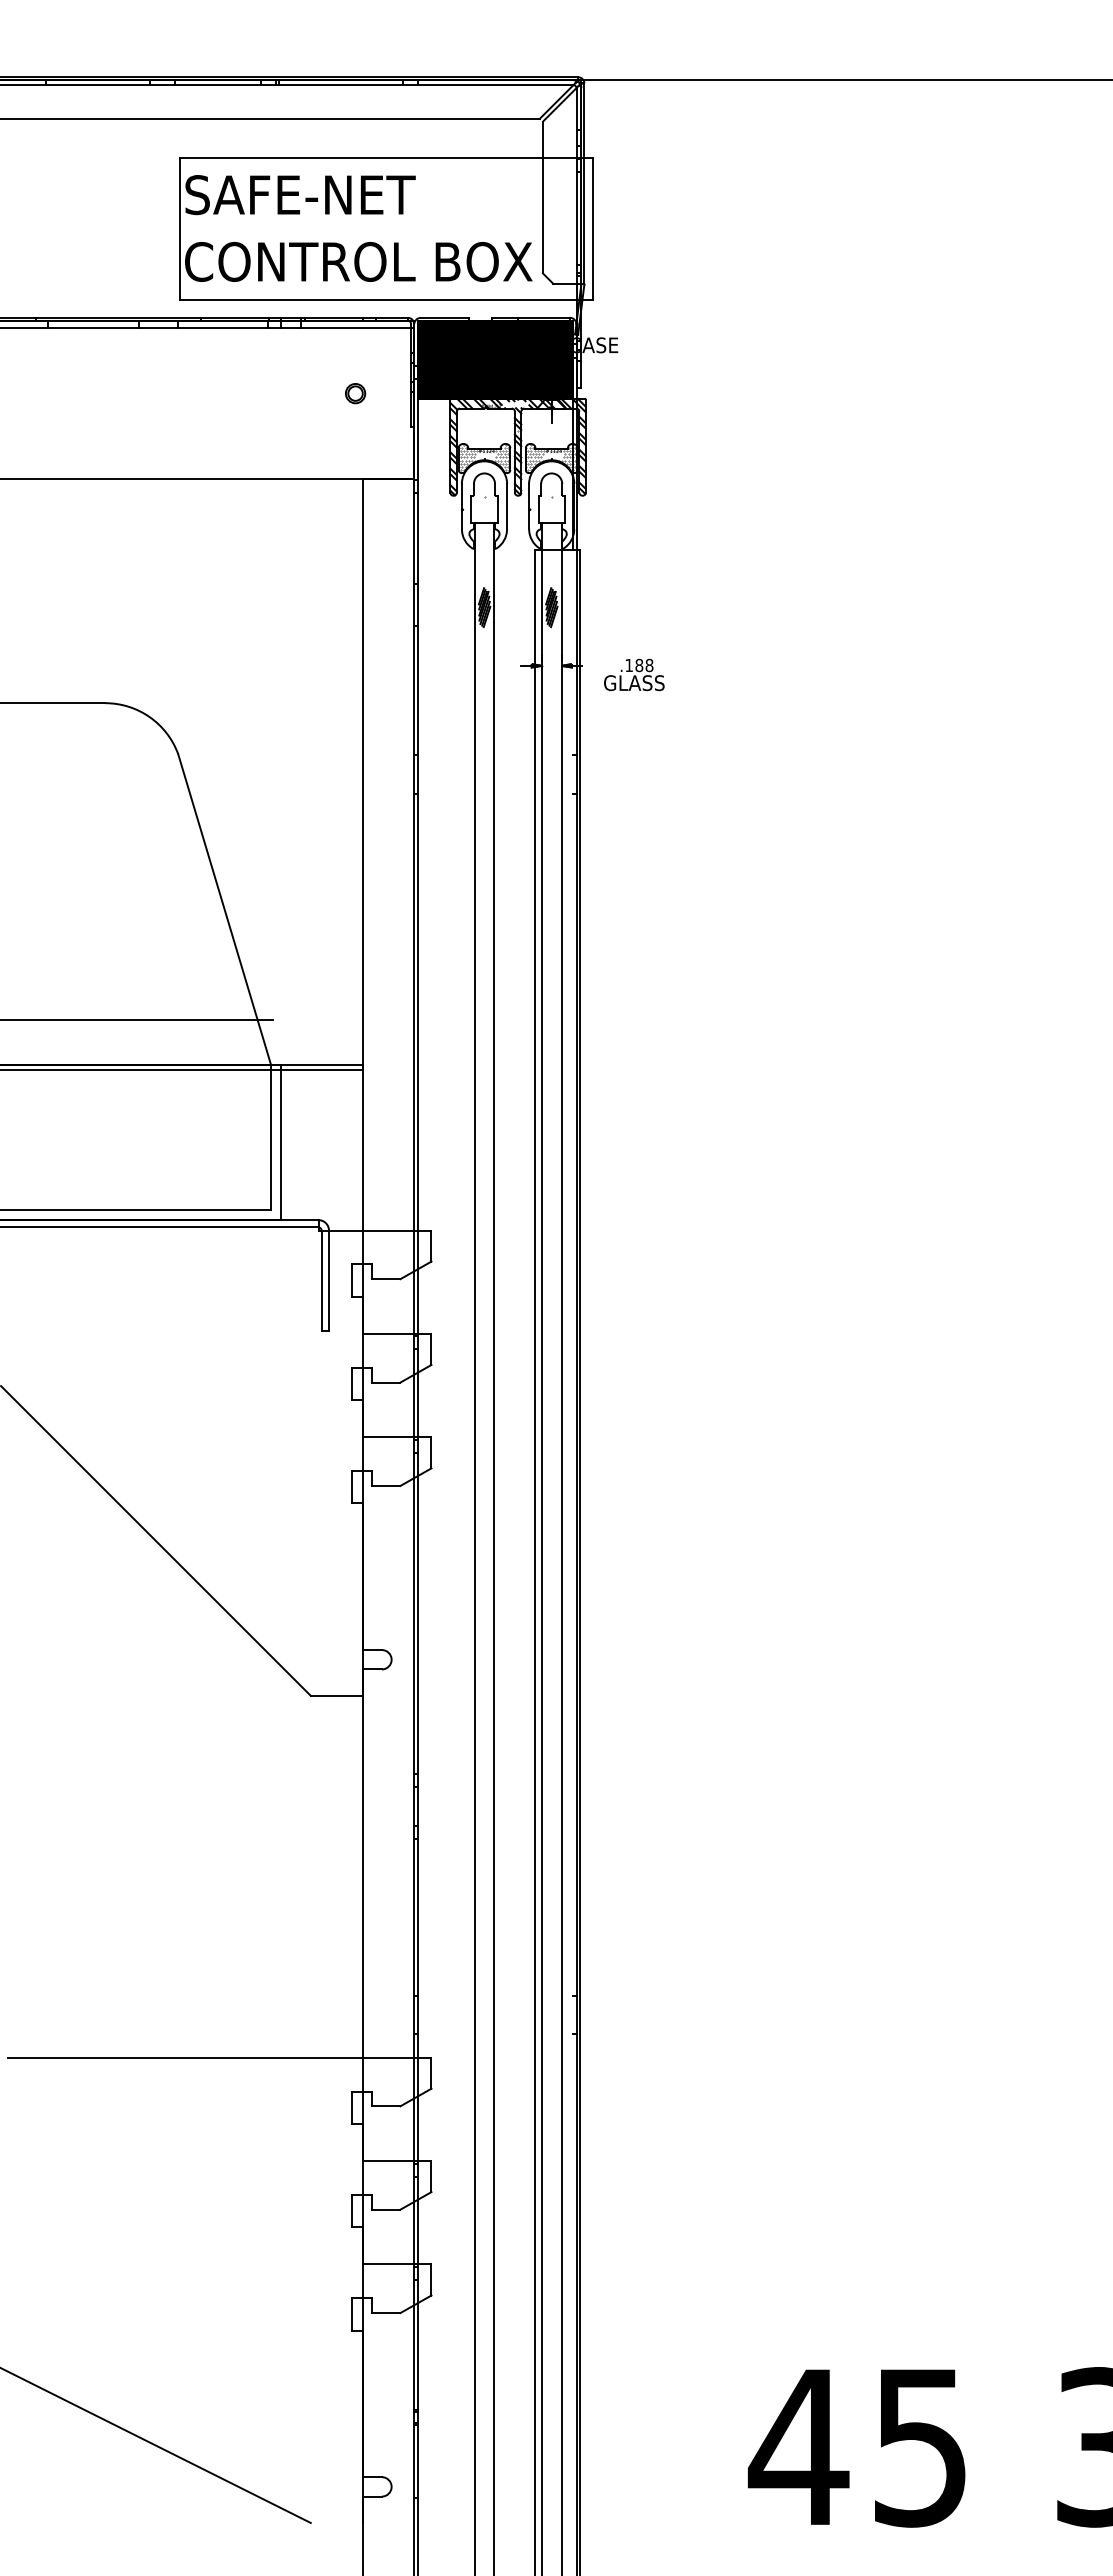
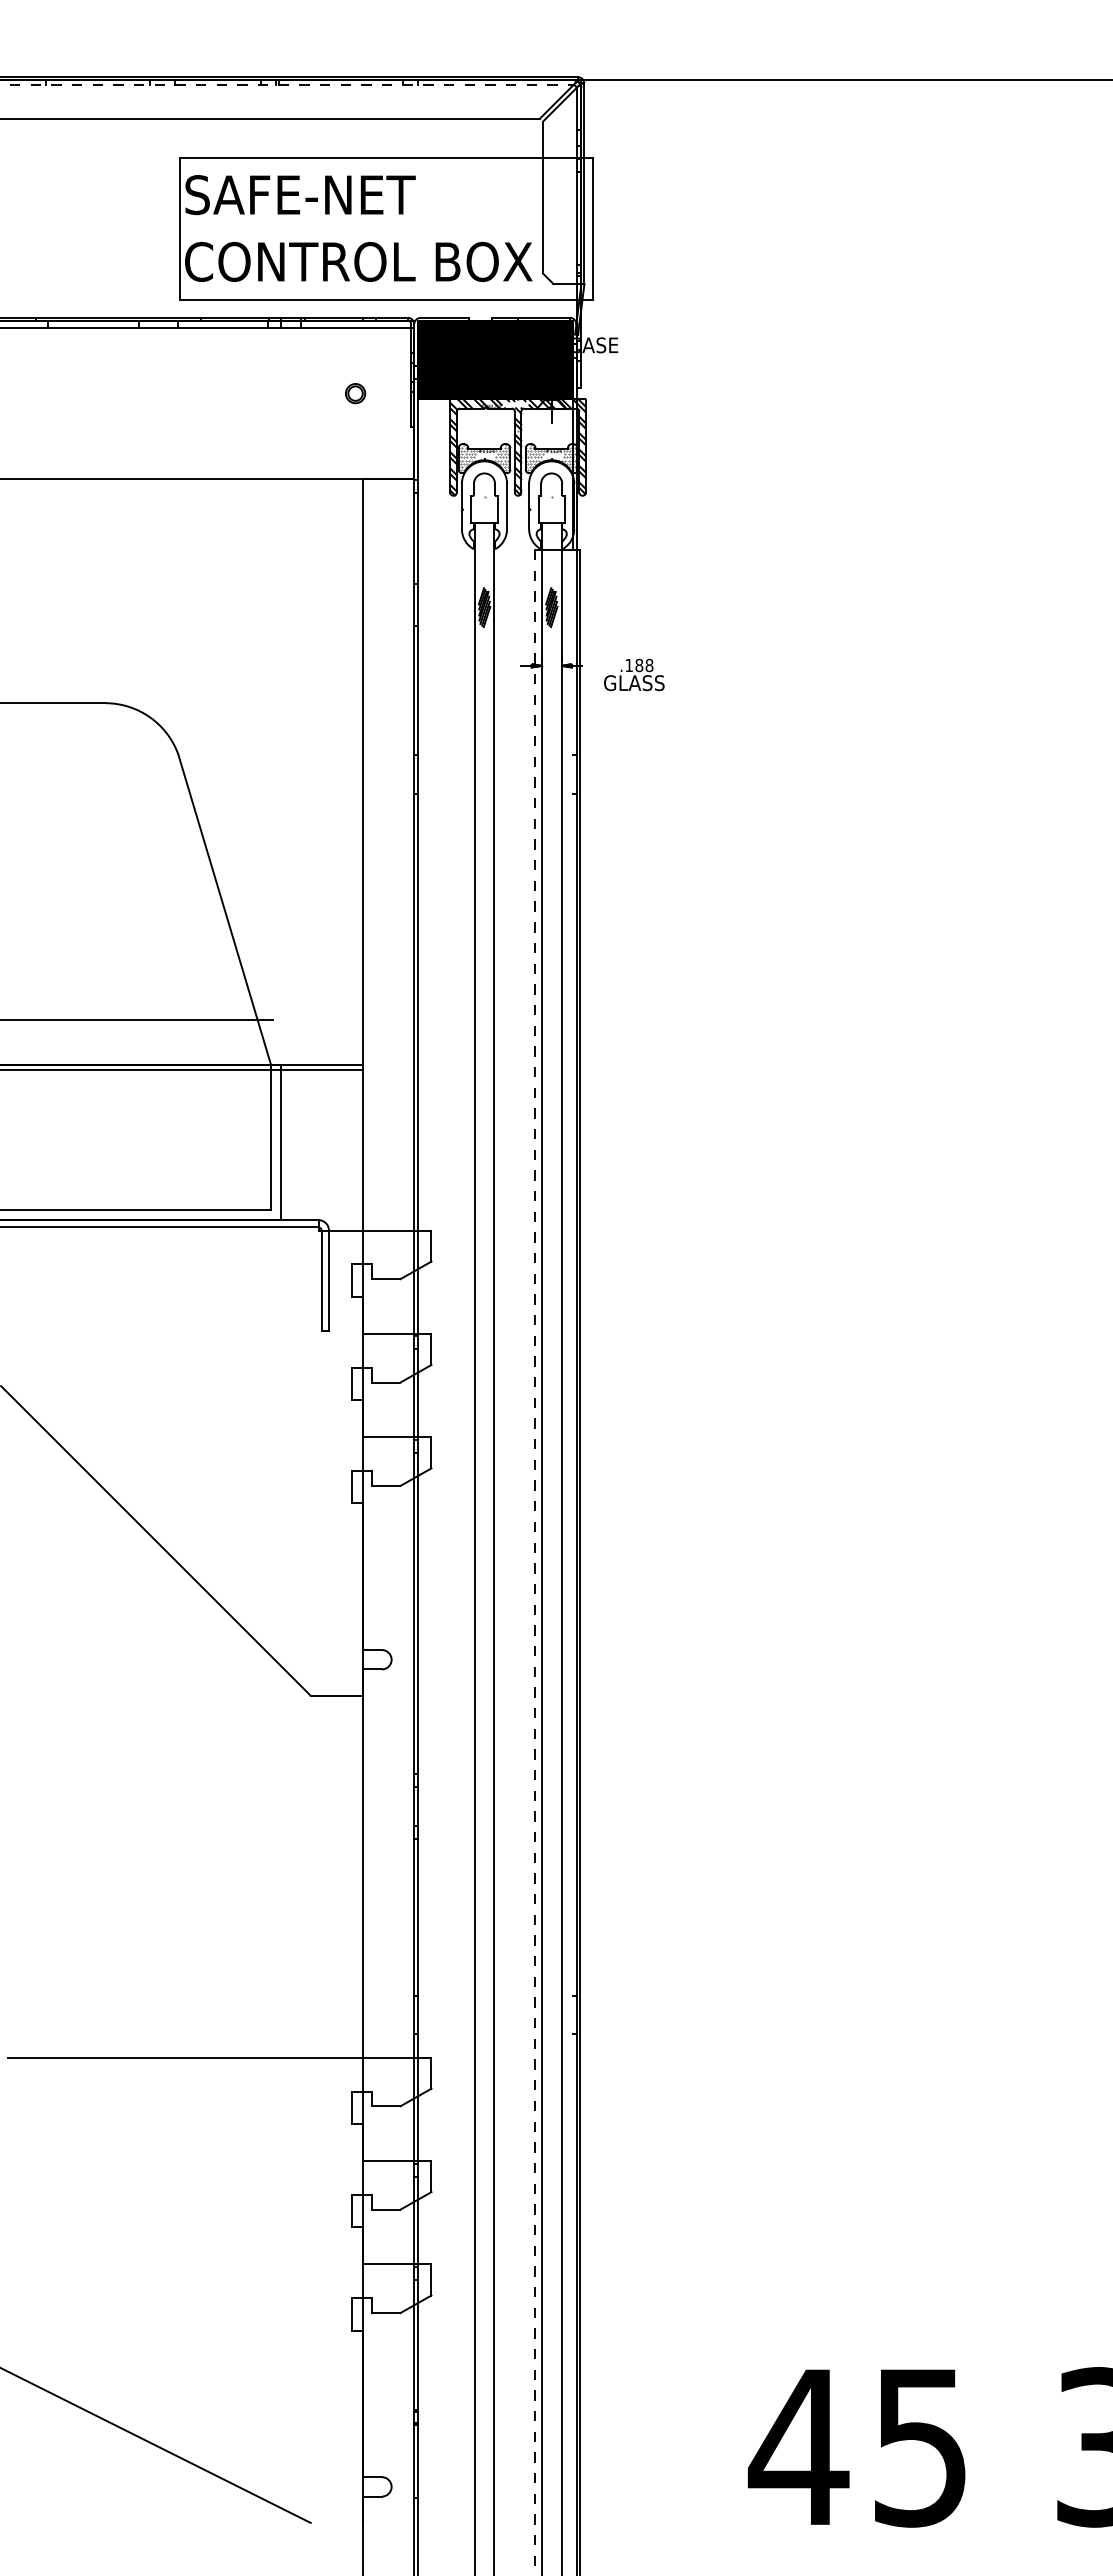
line: solid -> dashed (287, 85)
line: solid -> dashed (535, 1562)
